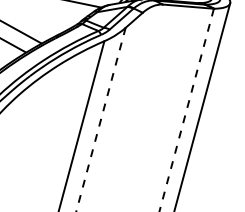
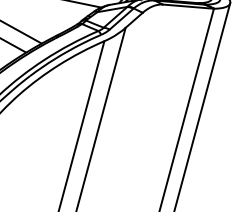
line: dashed -> solid (186, 110)
line: dashed -> solid (101, 119)
